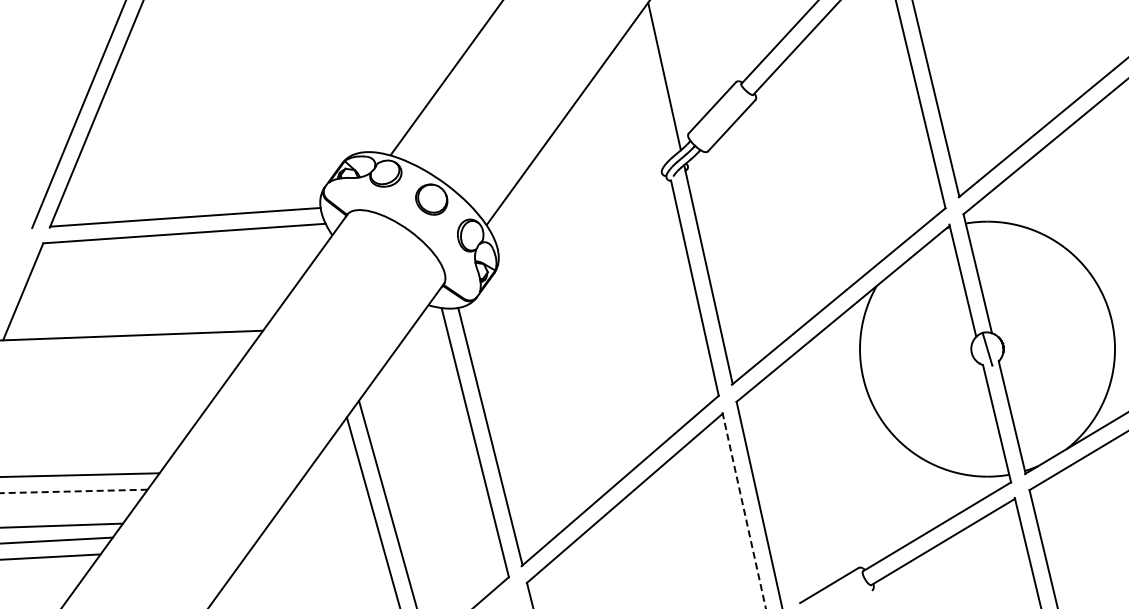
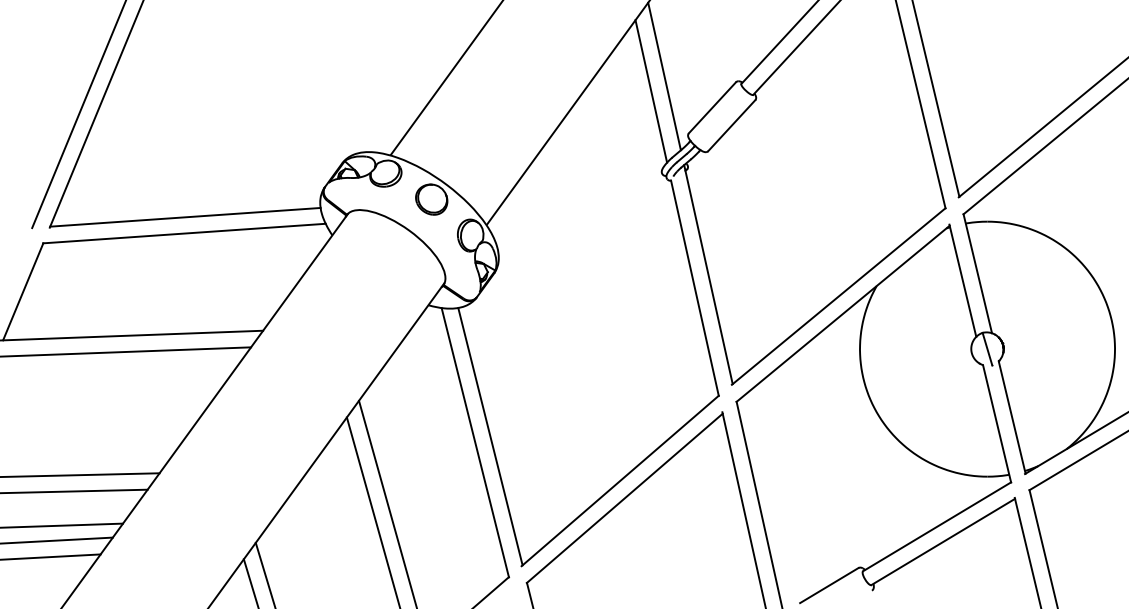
line: none -> present (651, 91)
line: none -> present (126, 351)
line: dashed -> solid (73, 491)
line: dashed -> solid (744, 510)
line: none -> present (264, 573)
line: none -> present (250, 582)
